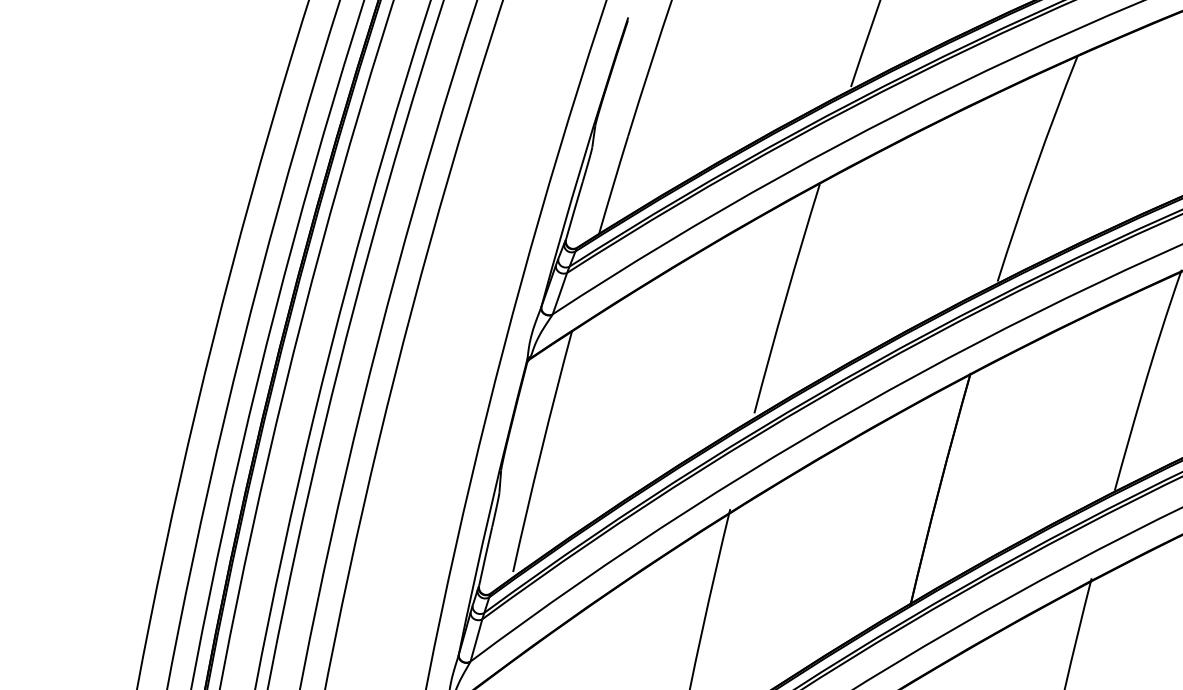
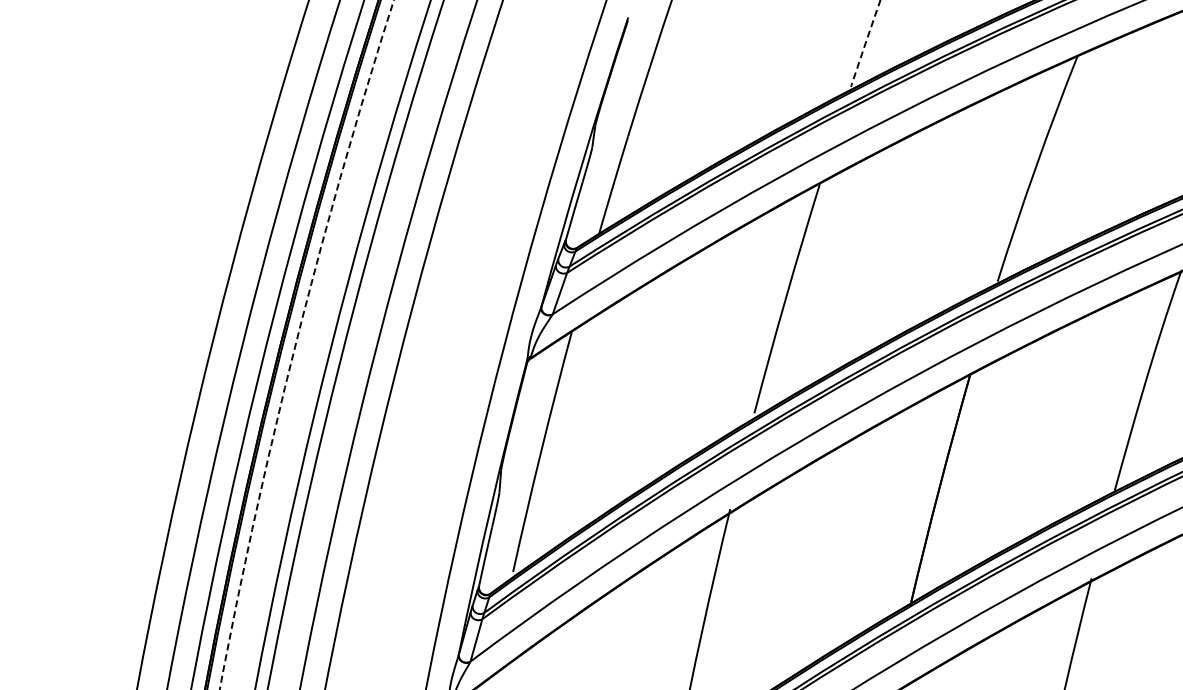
arc: solid -> dashed (865, 43)
circle: solid -> dashed (306, 344)
